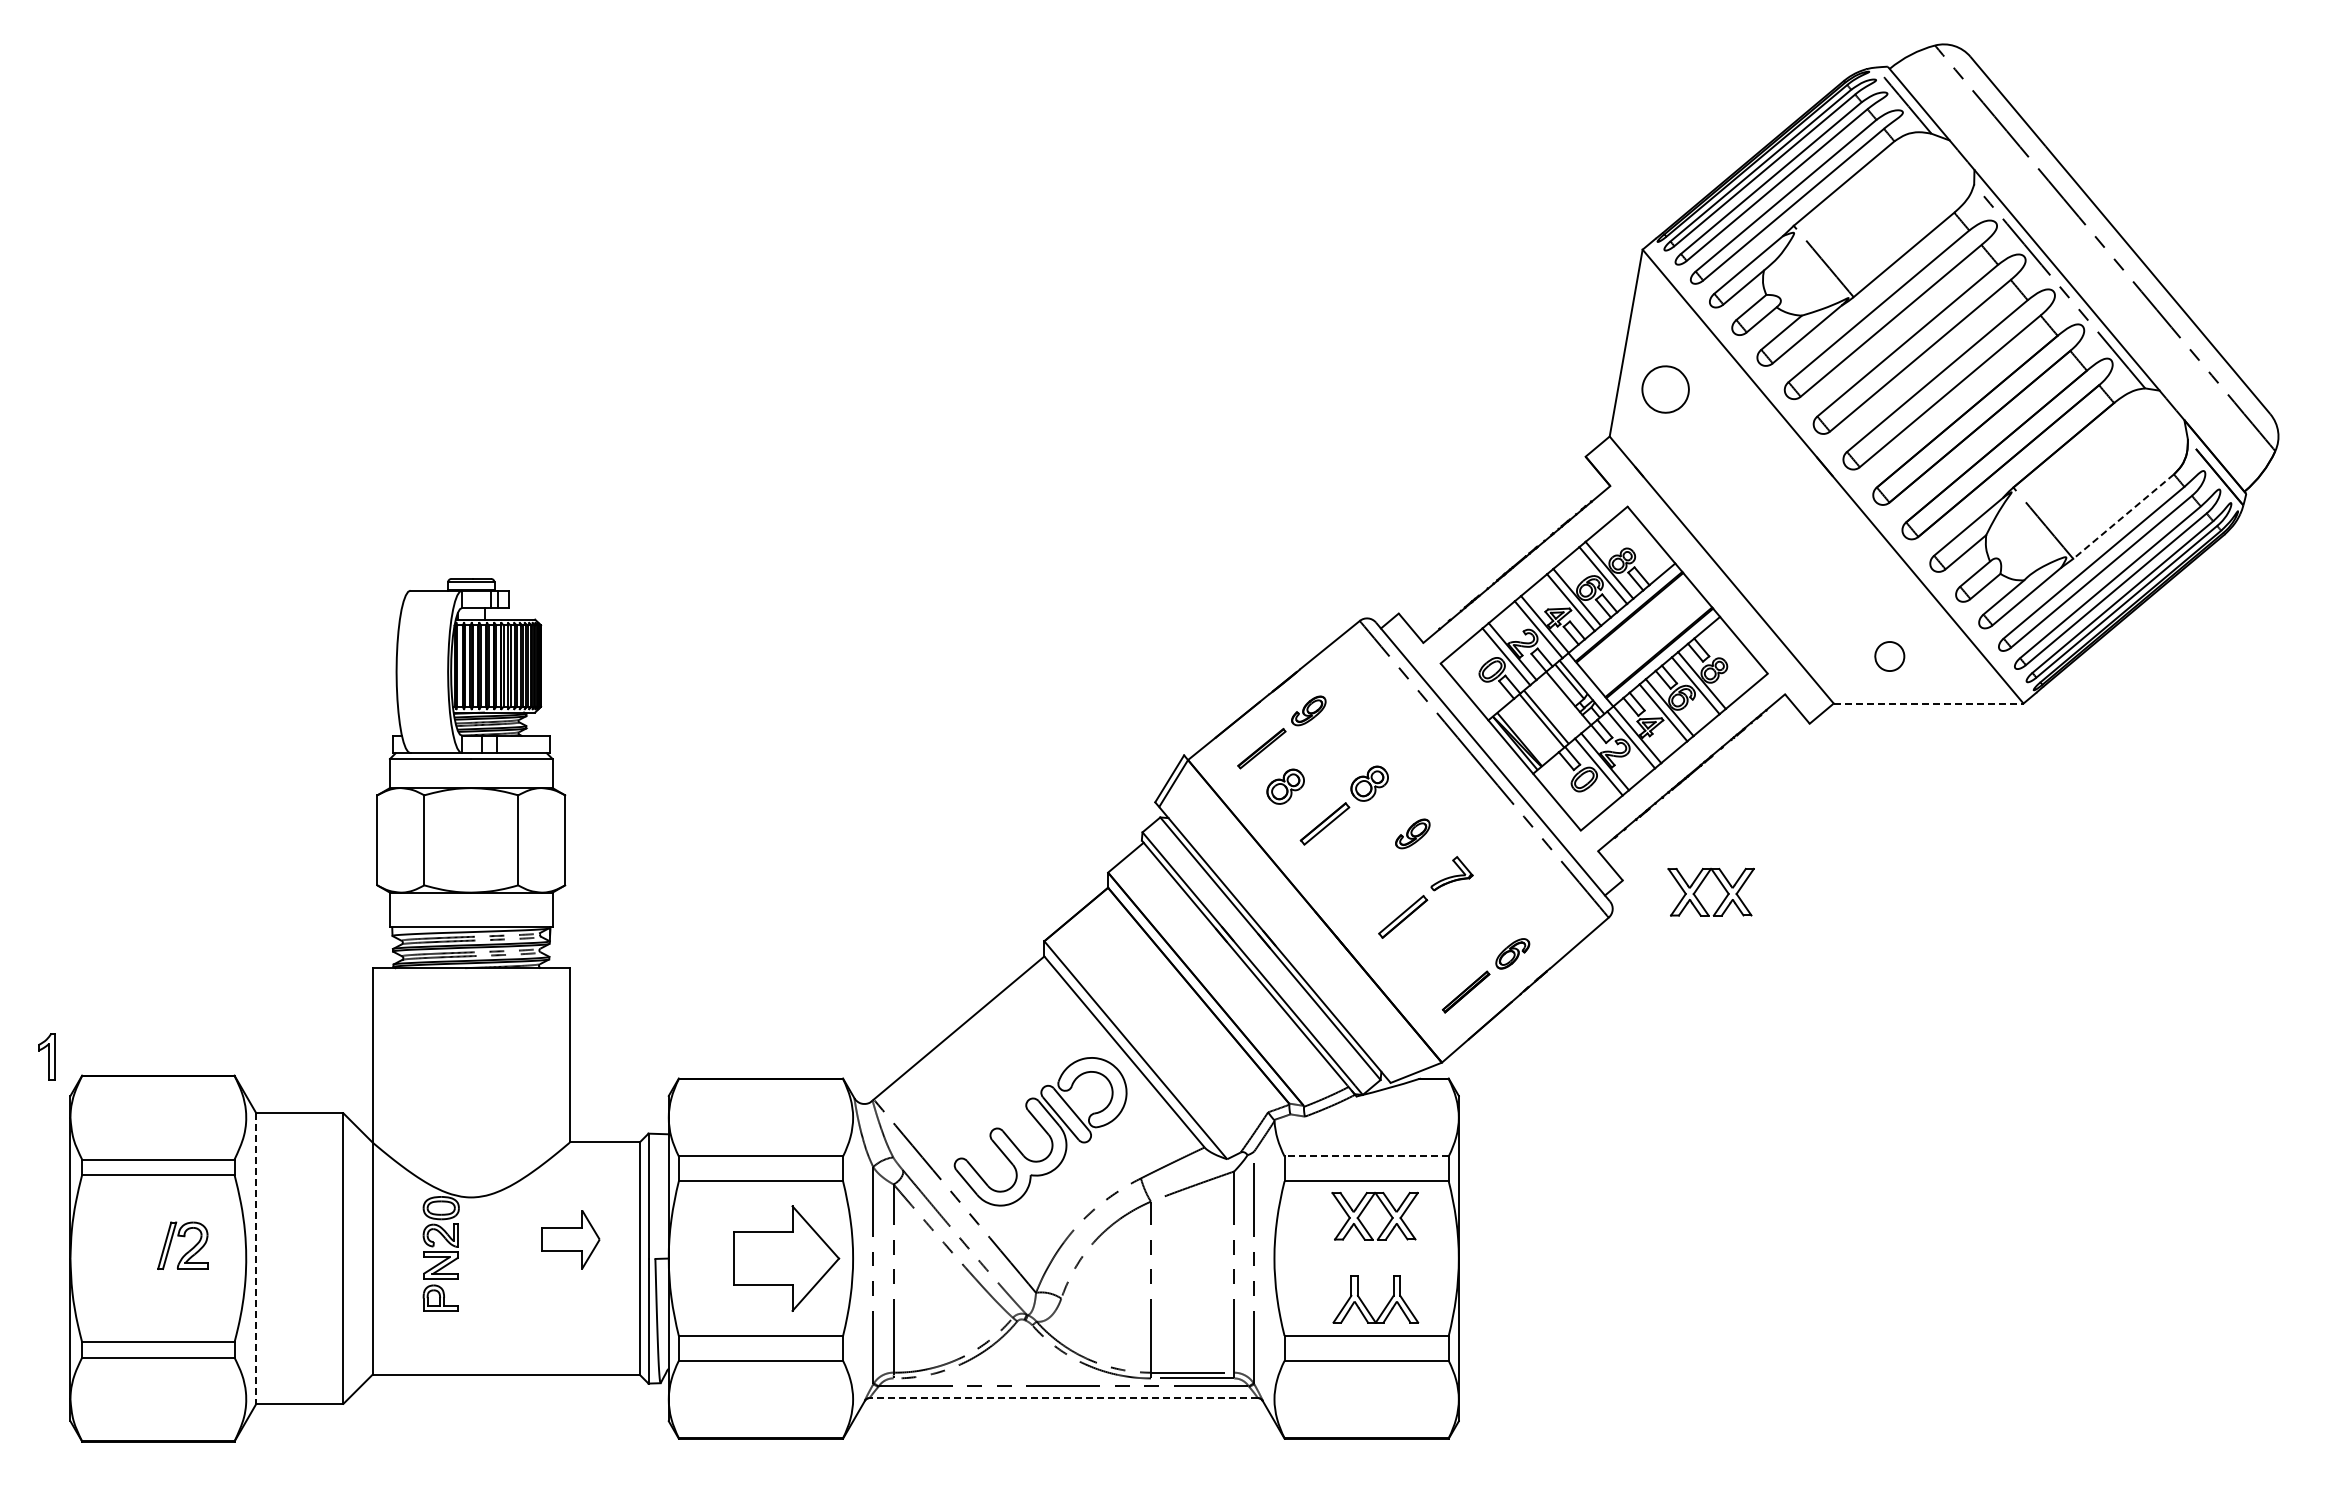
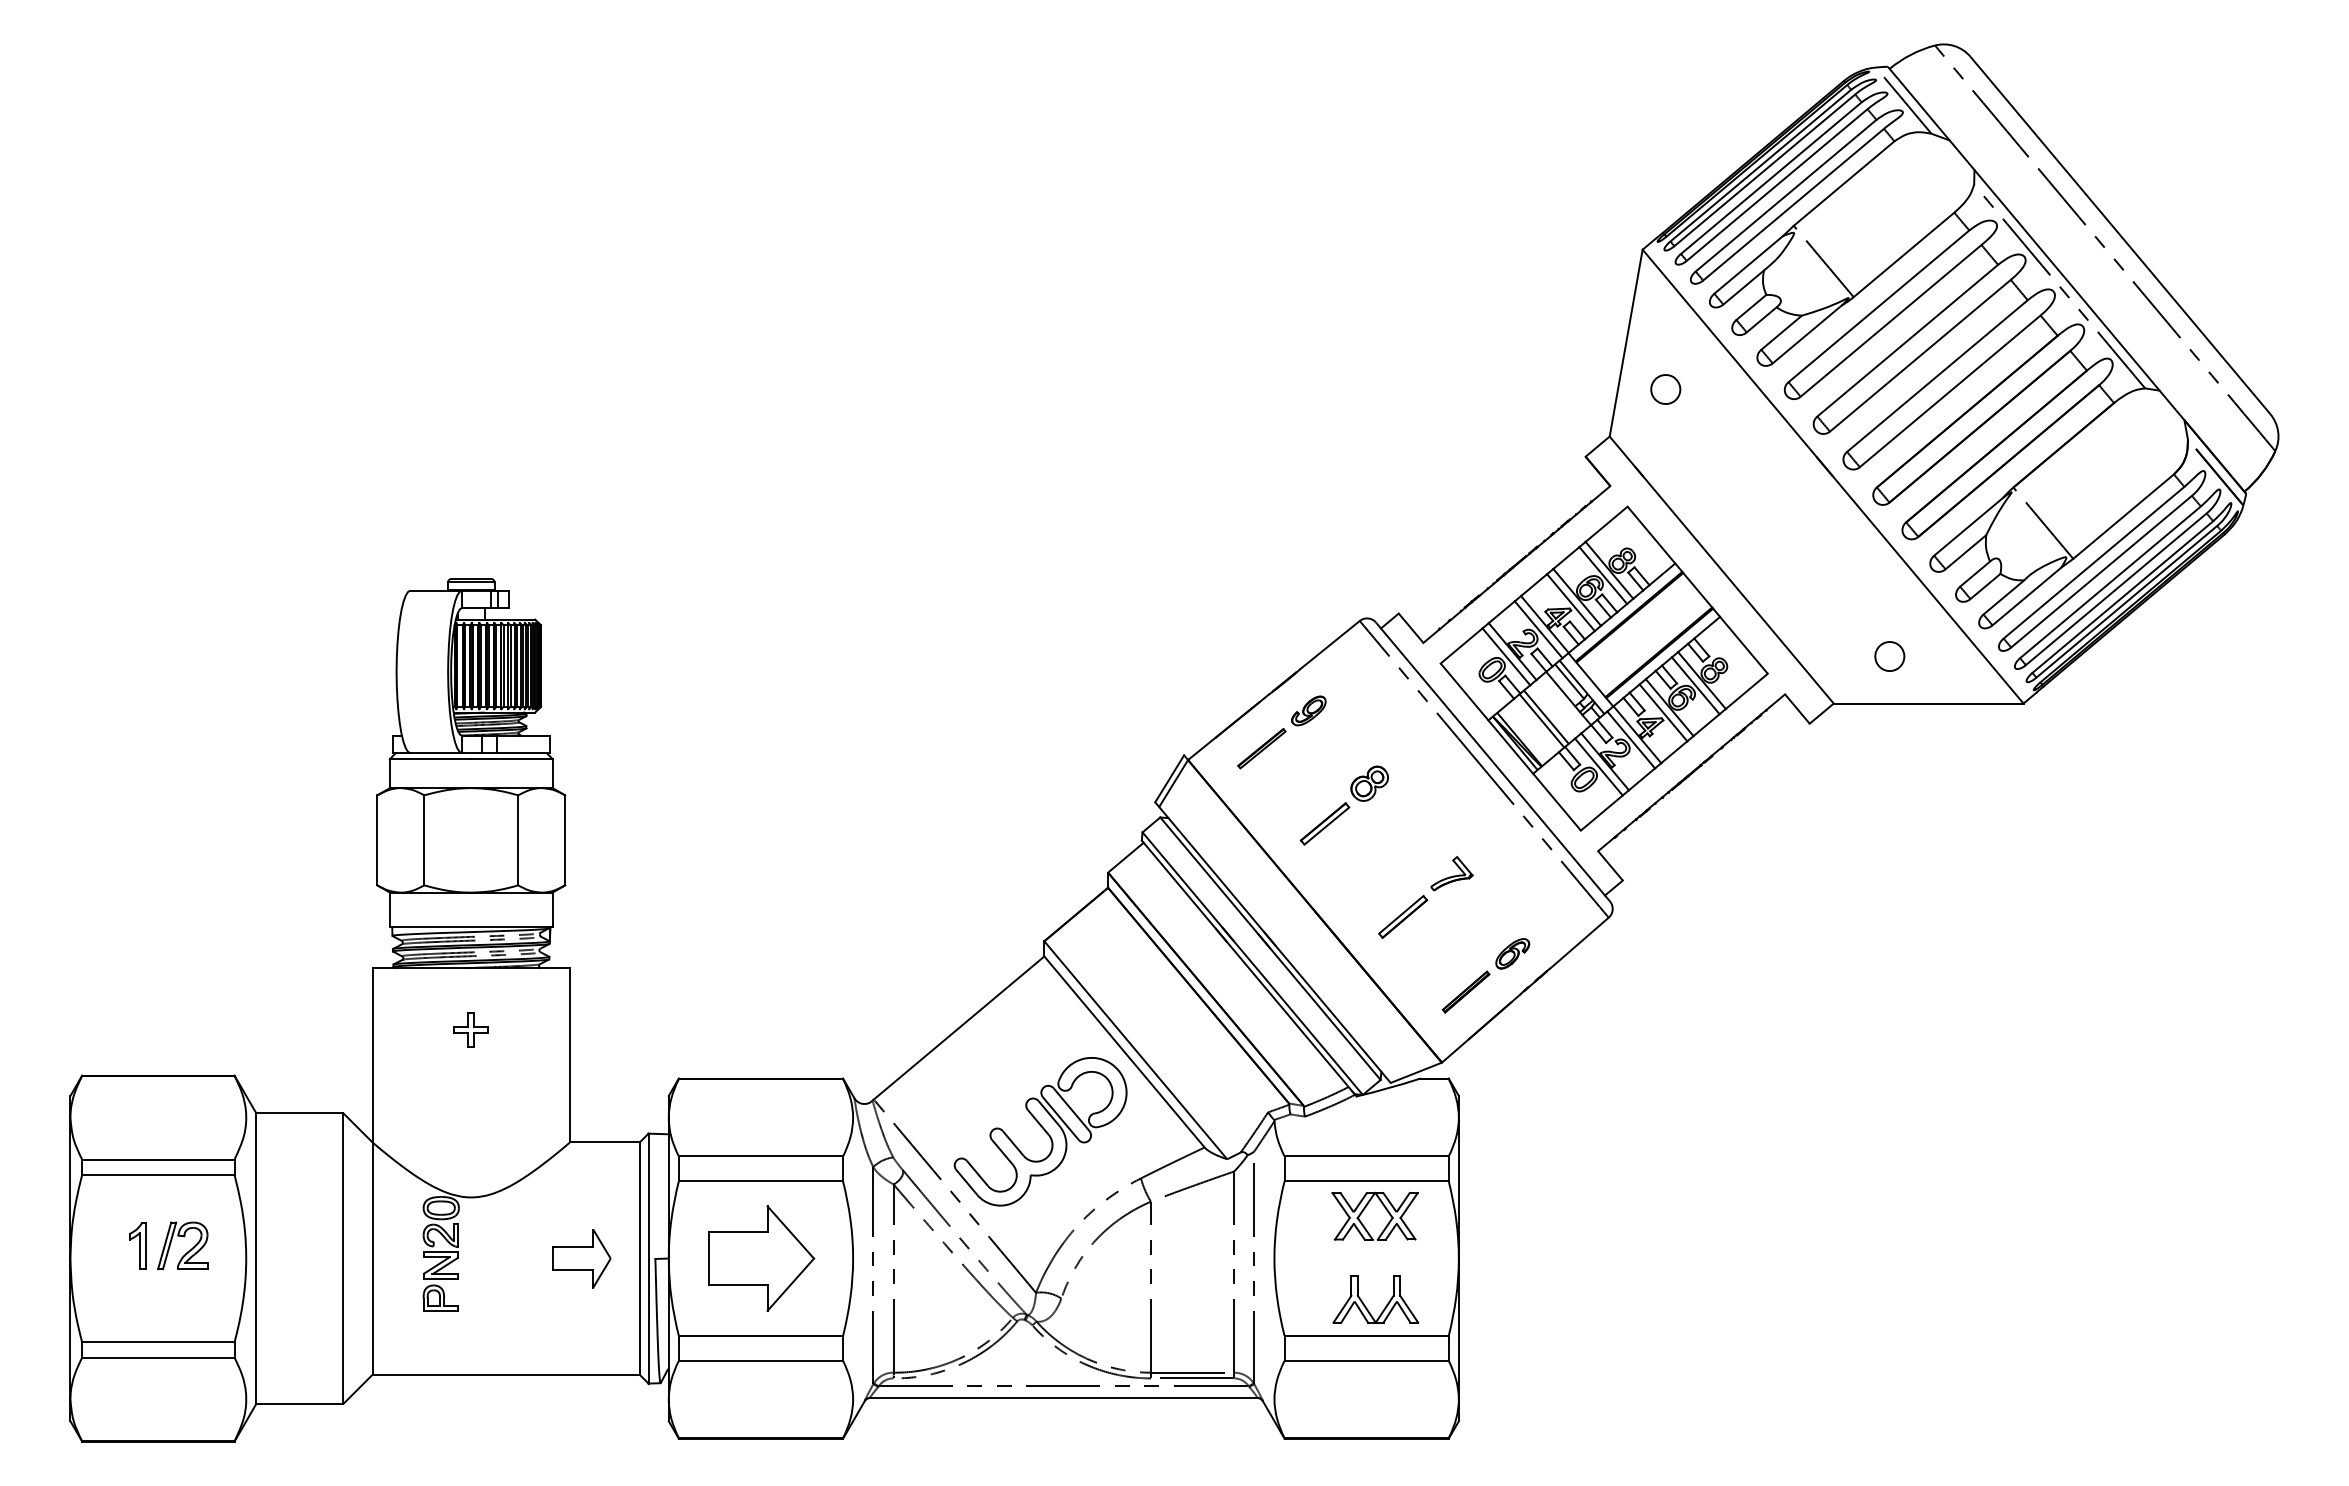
part size: 49x49 px -> 32x31 px (1665, 389)
line: dashed -> solid (2123, 516)
line: dashed -> solid (1928, 703)
part: present -> none (1285, 786)
part: present -> none (1412, 833)
part: present -> none (1700, 886)
part: none -> present (470, 1029)
part position: (46, 1056) -> (137, 1245) (137, 1245)
line: dashed -> solid (1366, 1156)
part position: (570, 1239) -> (581, 1258) (581, 1258)
part position: (786, 1258) -> (761, 1258) (761, 1258)
line: dashed -> solid (256, 1259)
line: dashed -> solid (1063, 1398)
